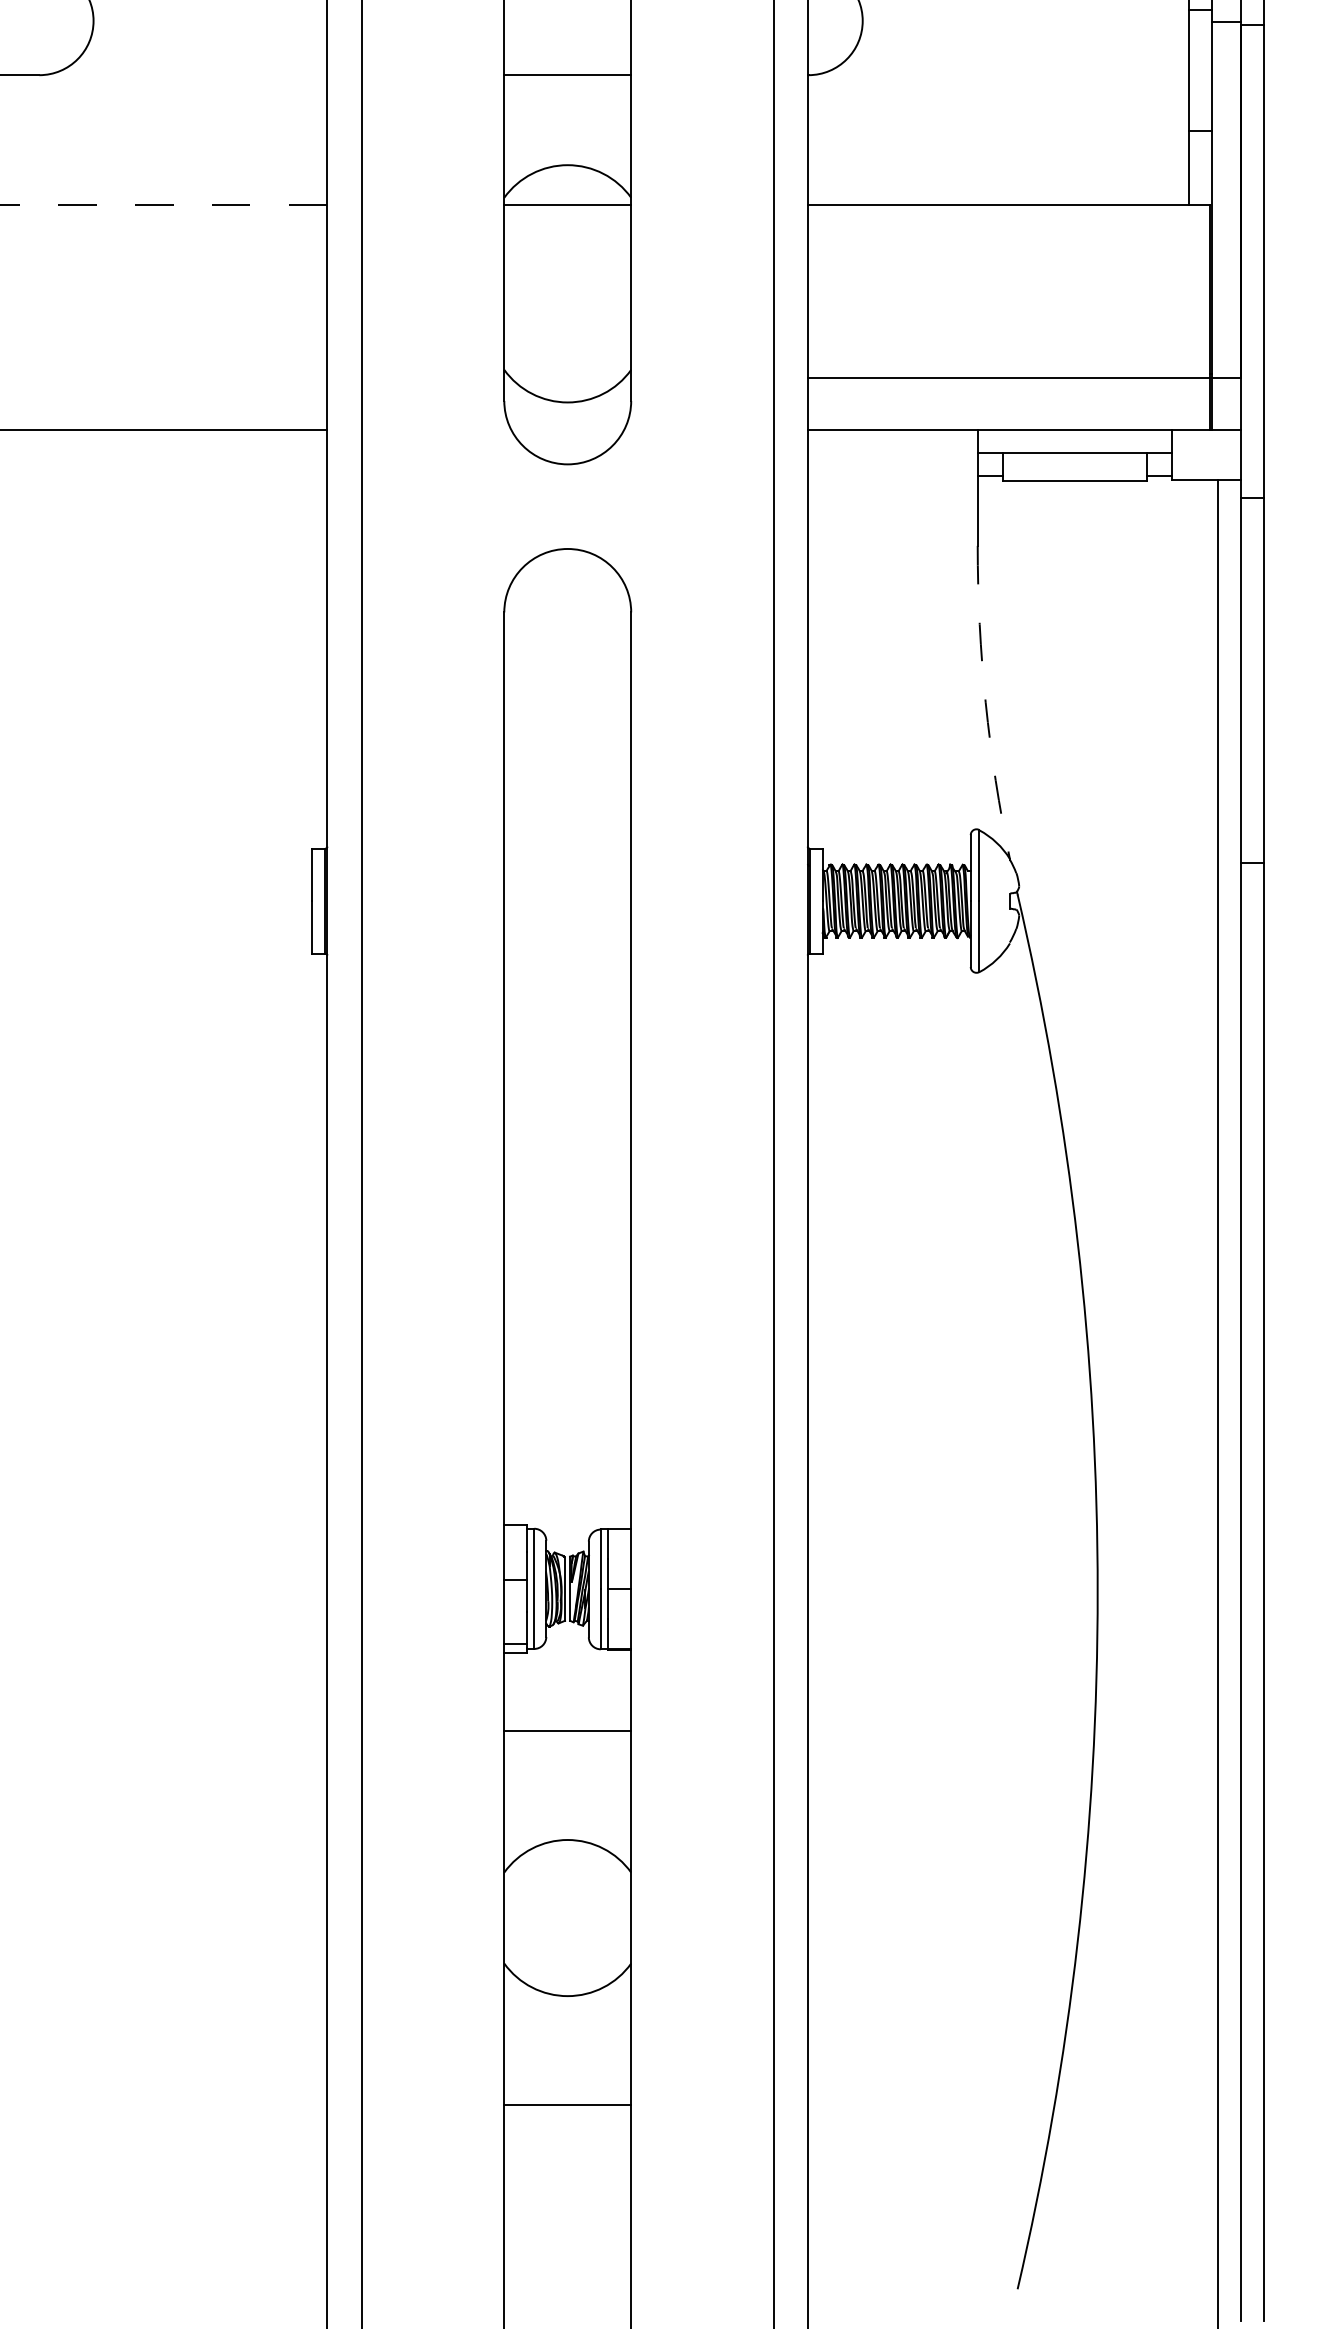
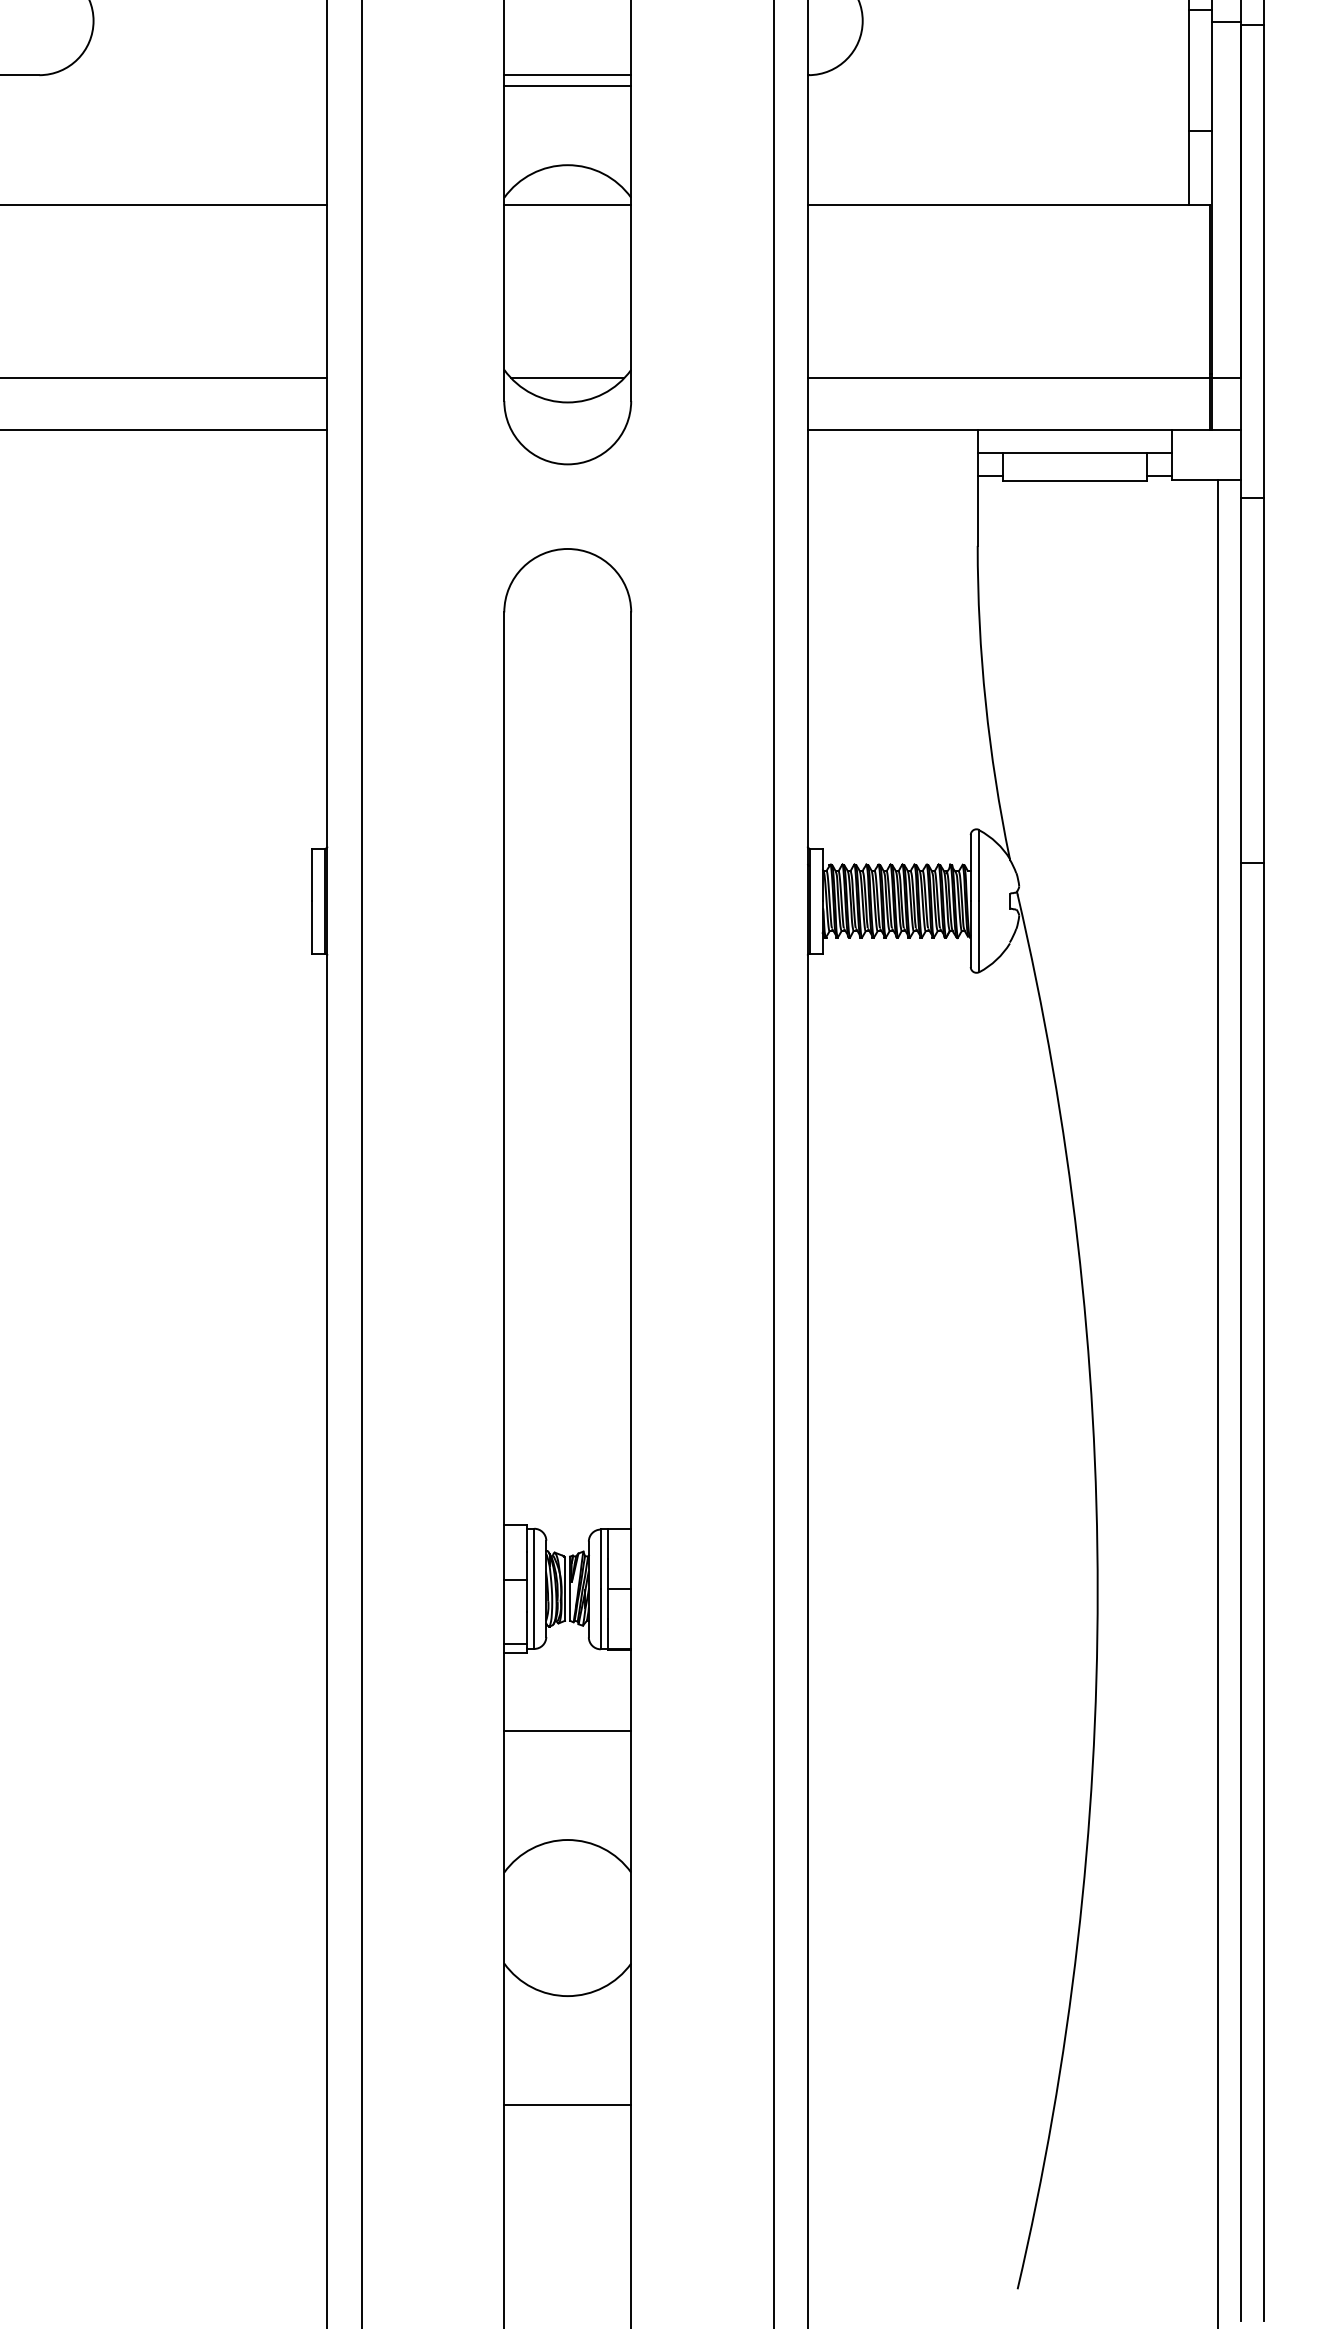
line: none -> present (567, 85)
line: dashed -> solid (163, 204)
line: none -> present (164, 377)
line: none -> present (567, 377)
arc: dashed -> solid (985, 702)
